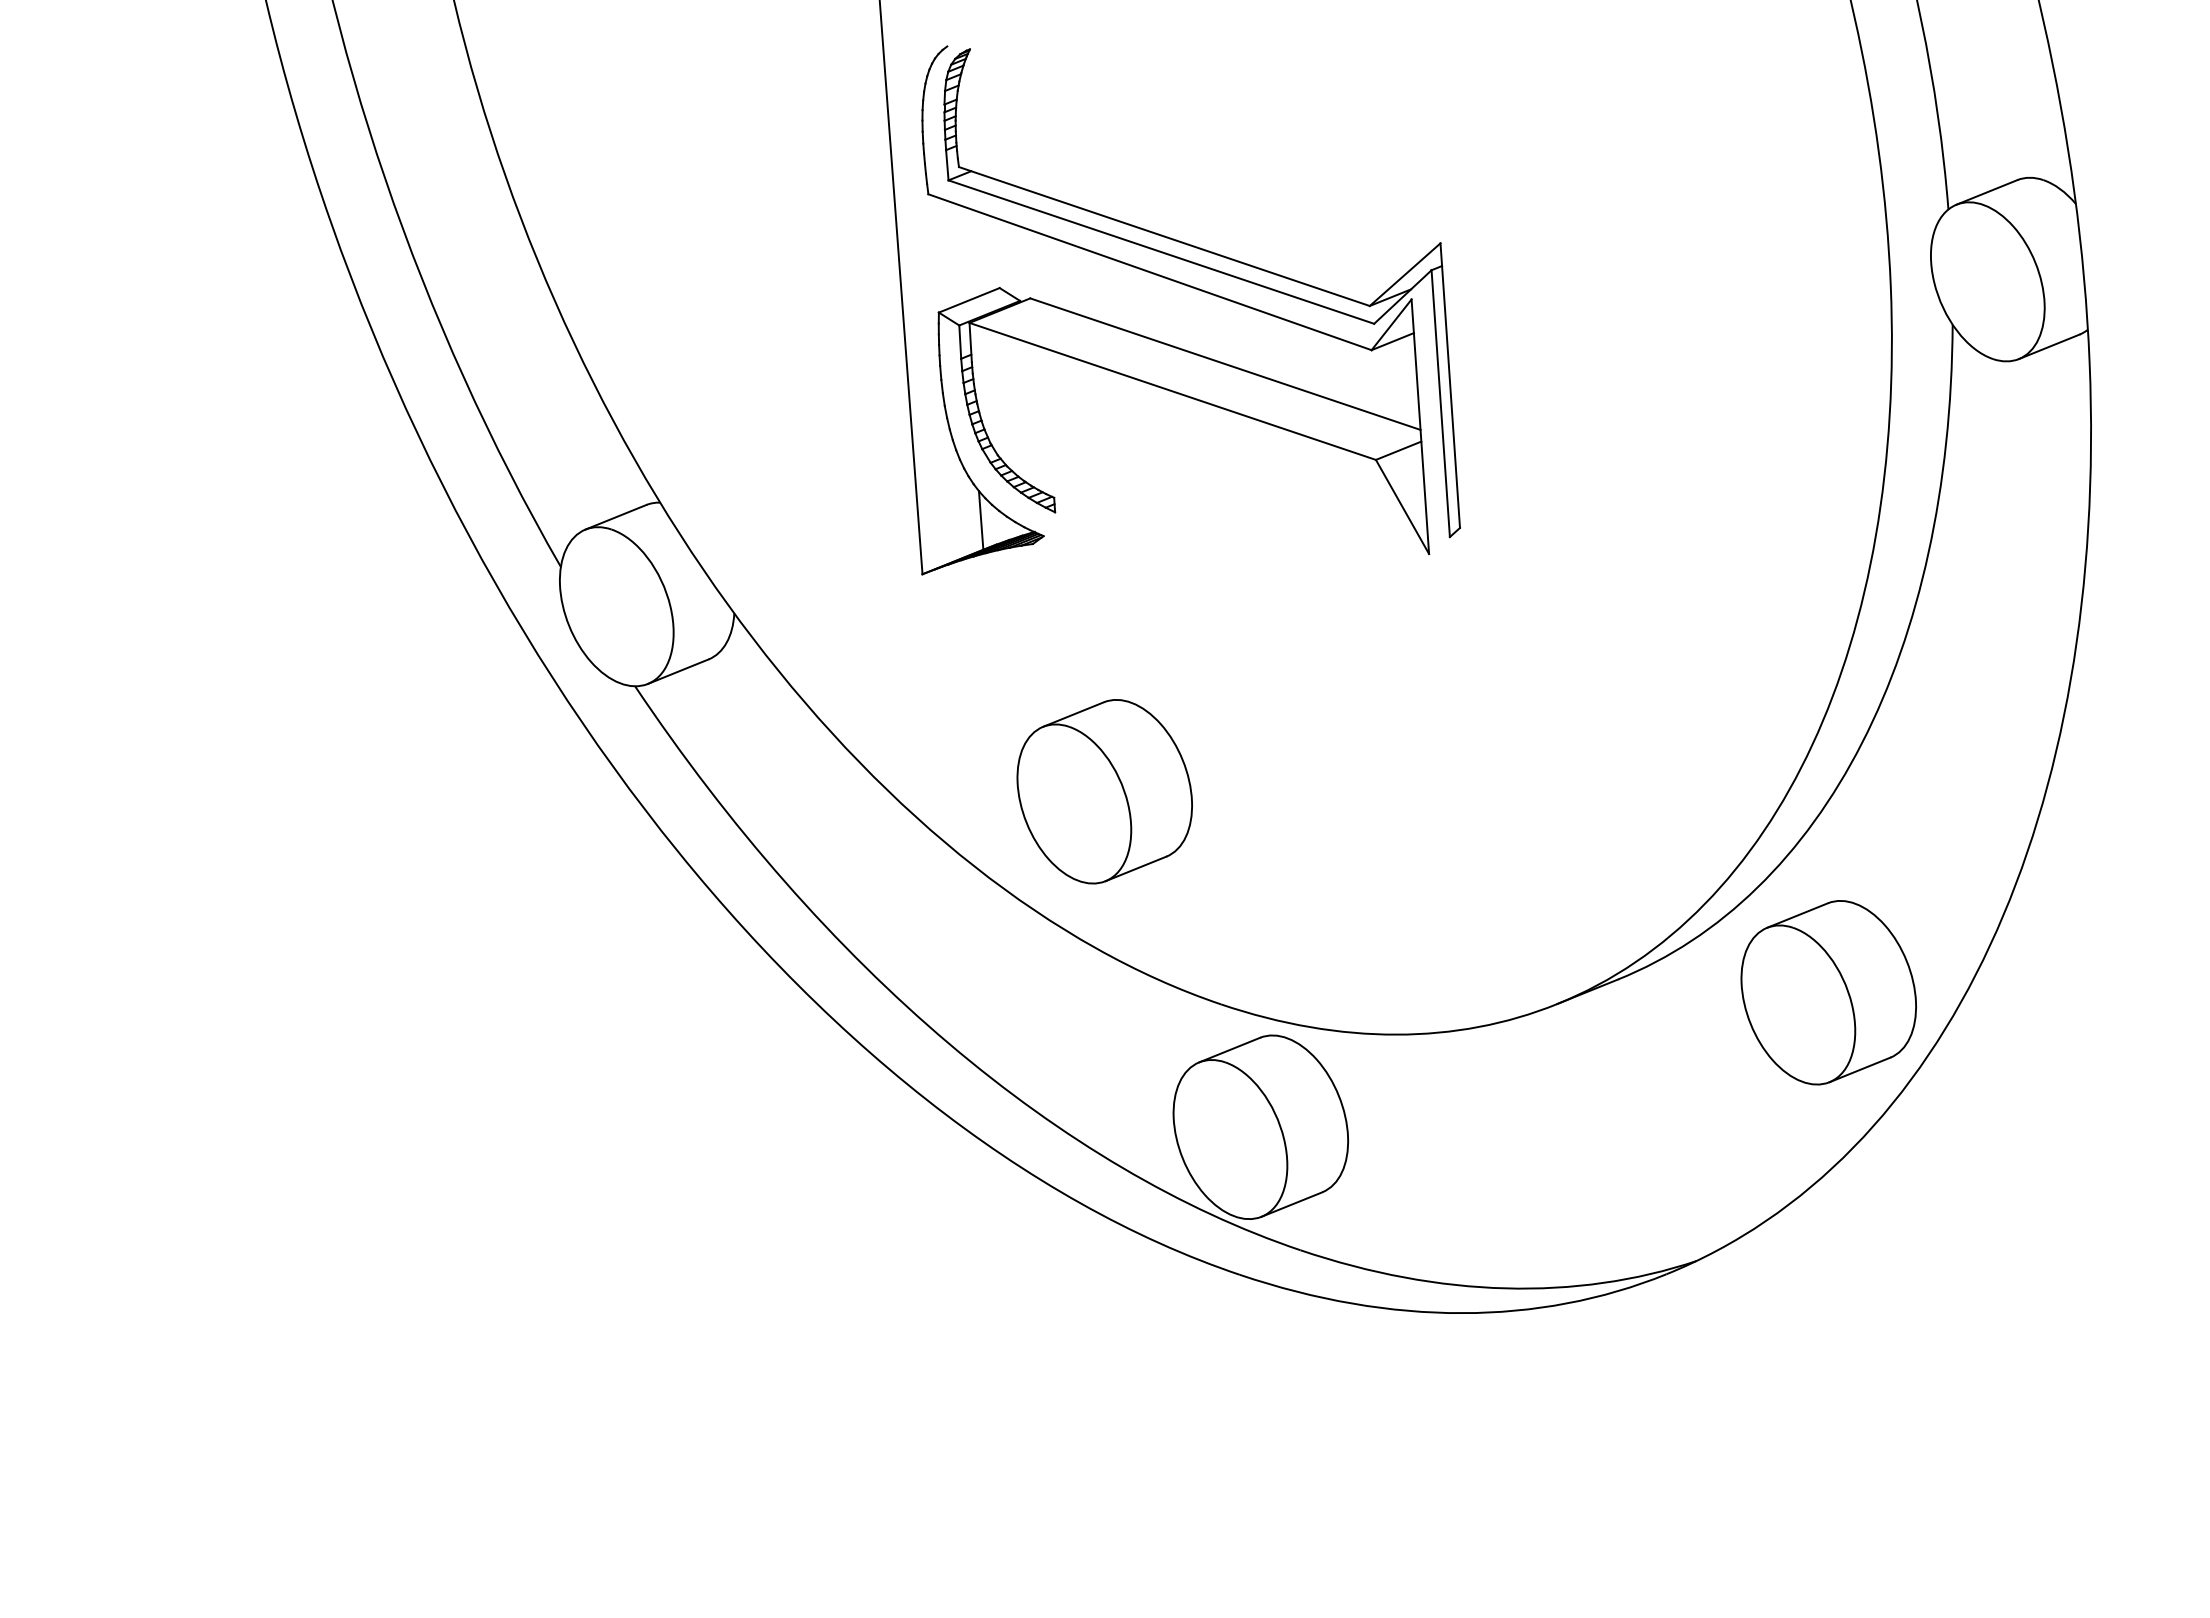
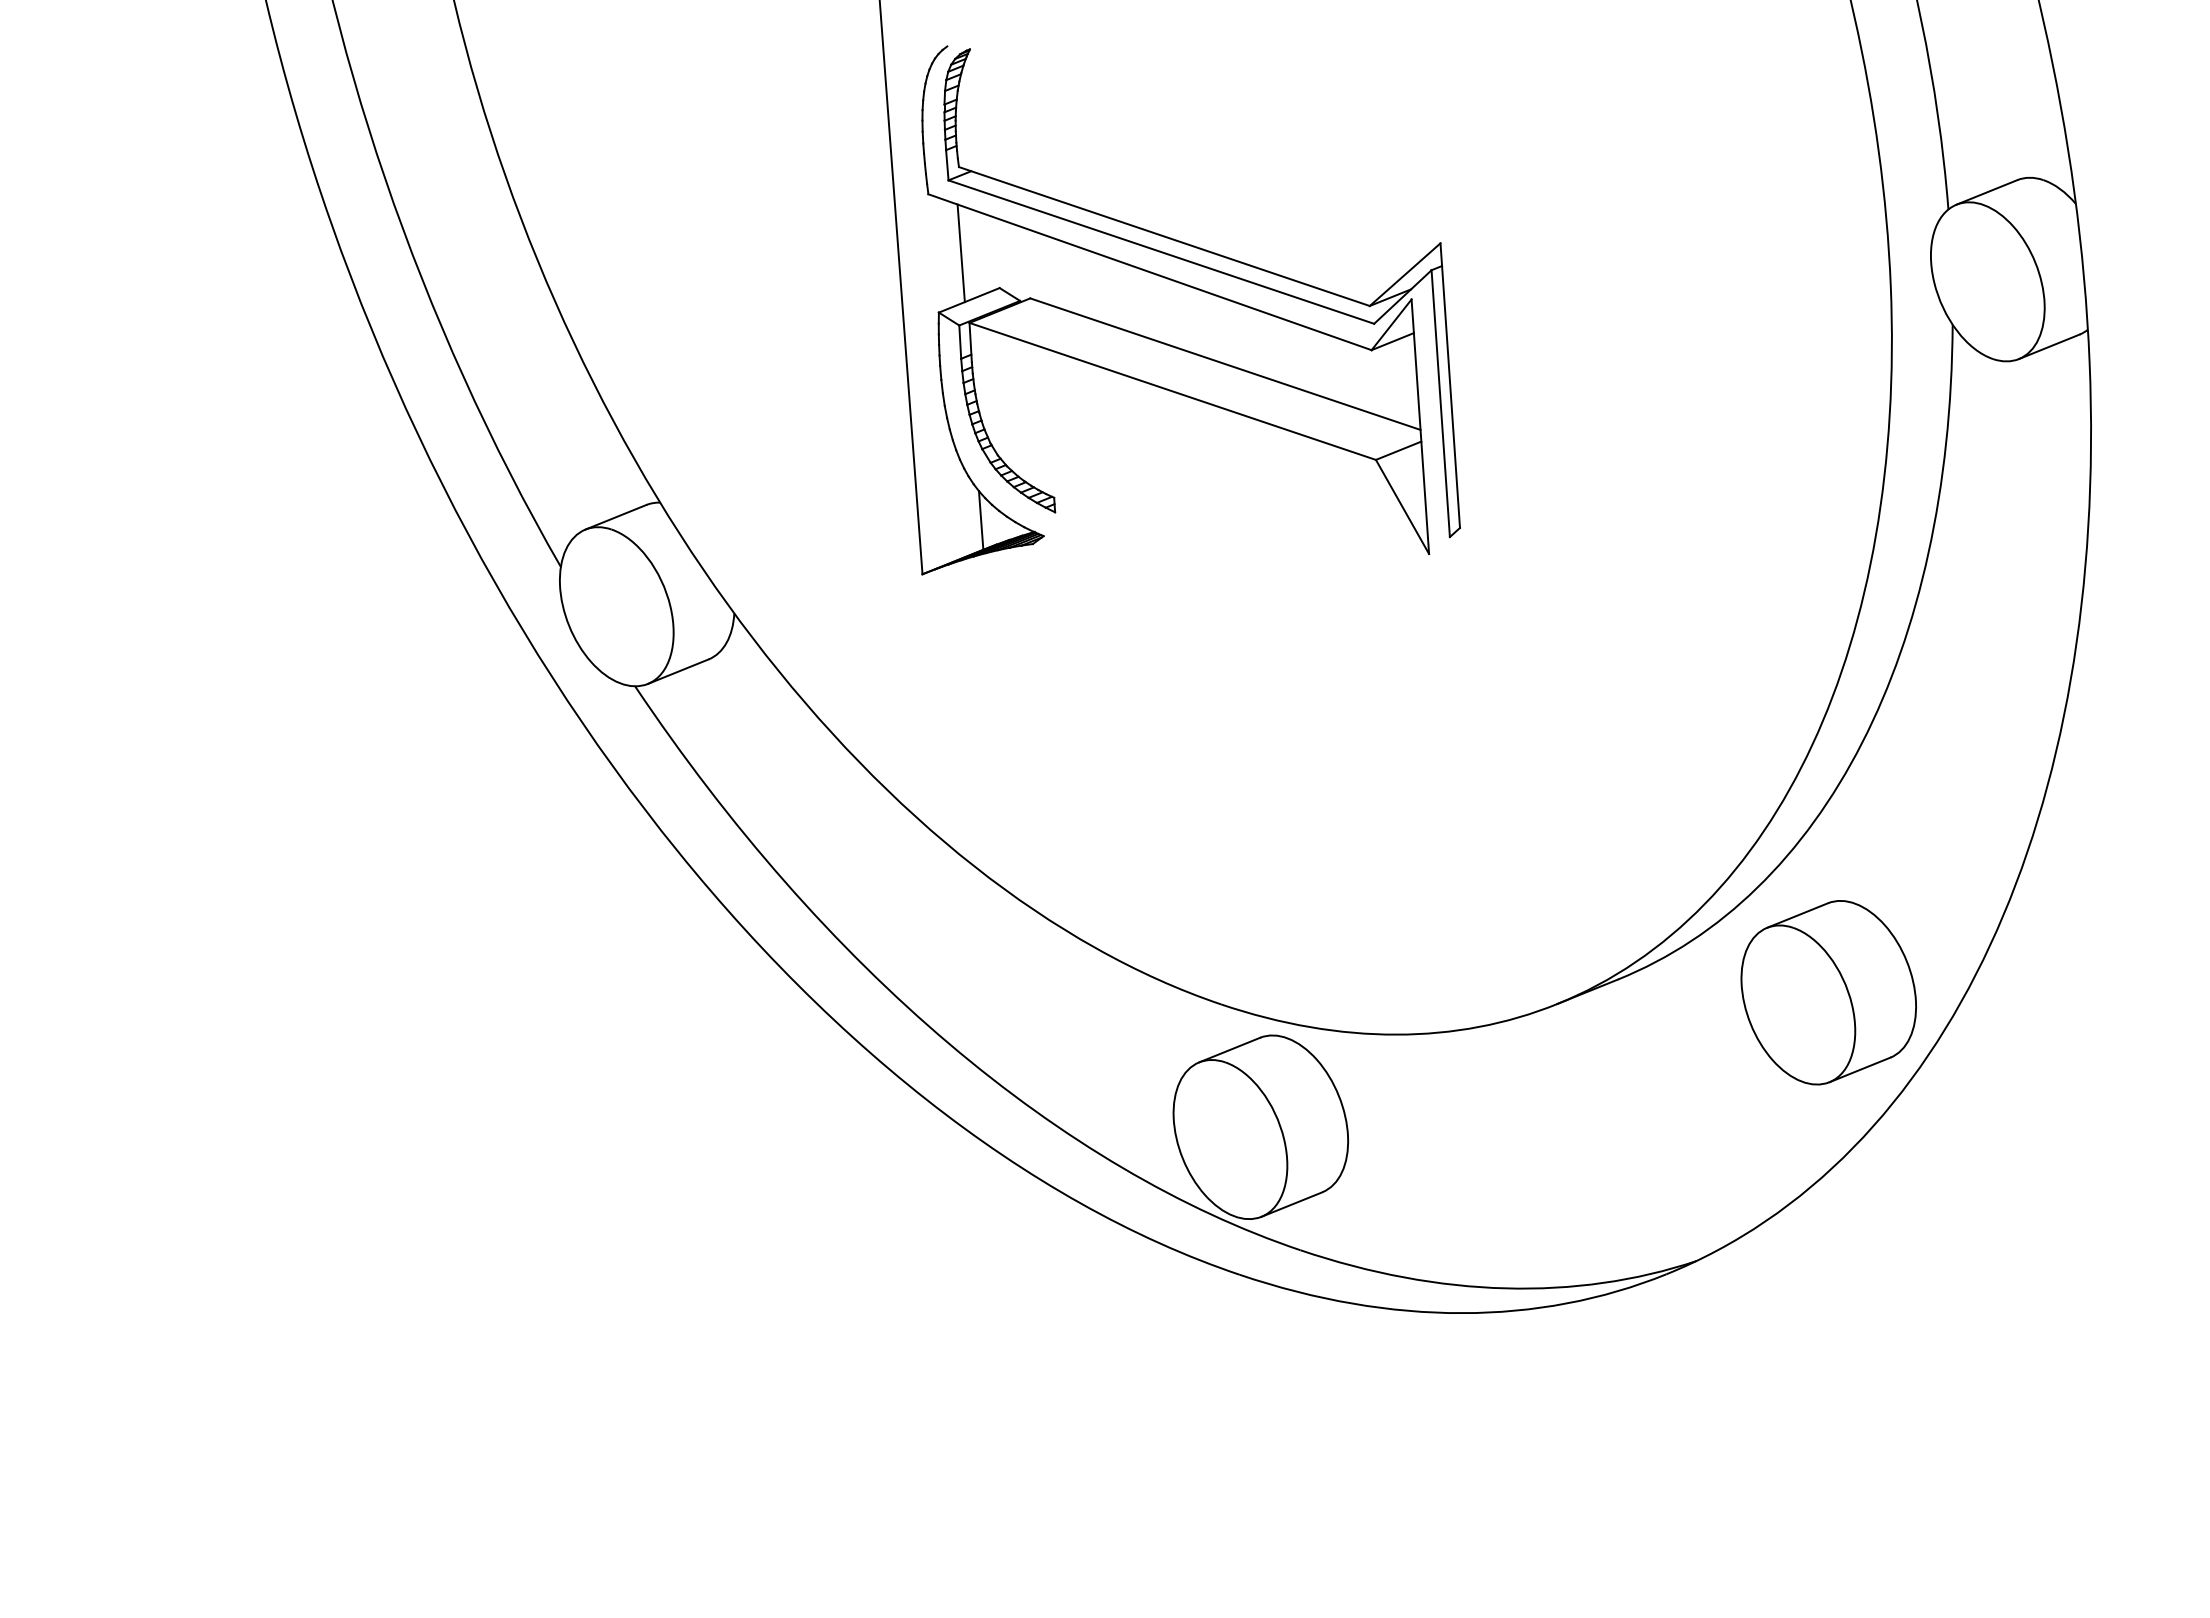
line: none -> present (960, 253)
part: present -> none (1104, 791)
